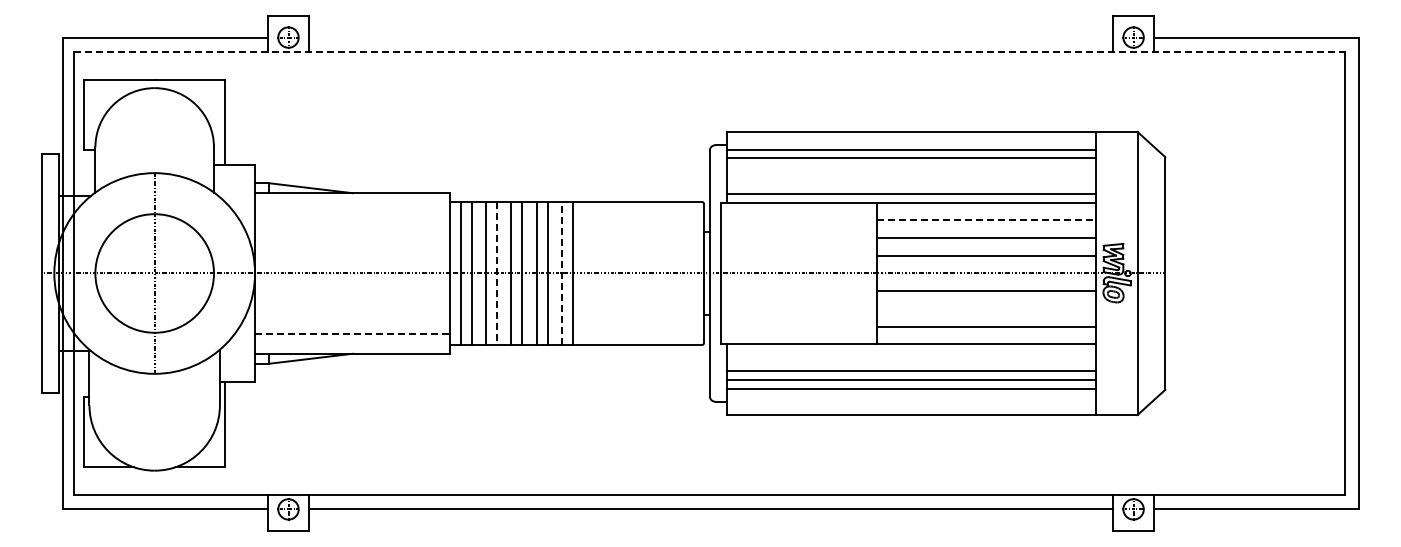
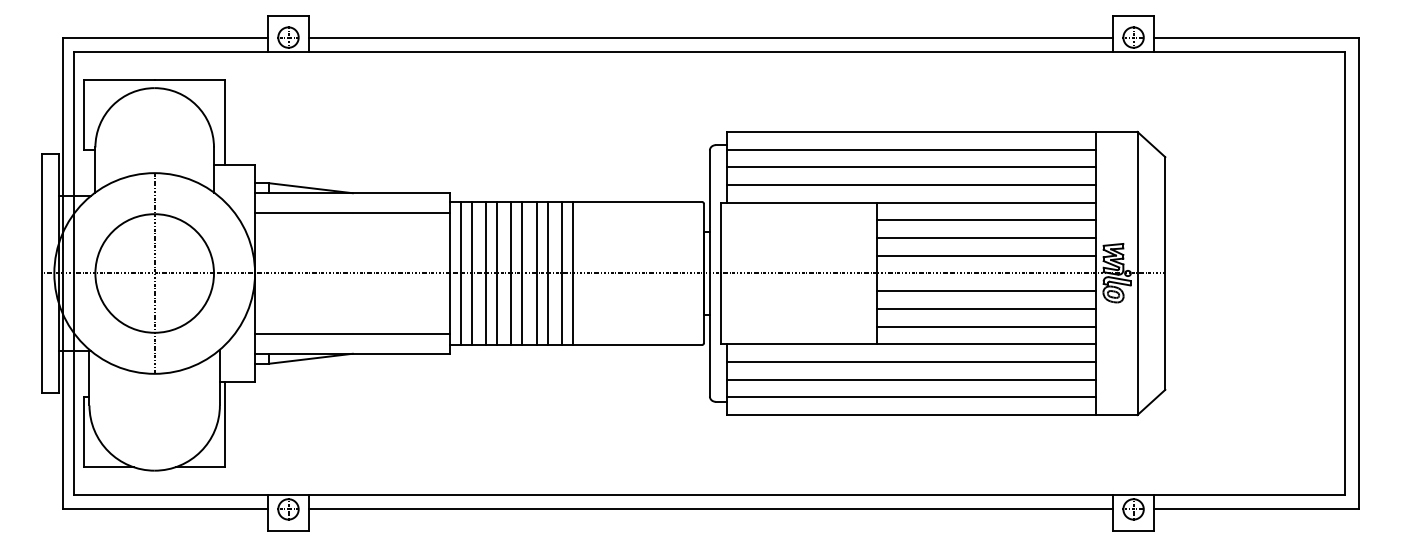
line: none -> present (710, 37)
line: dashed -> solid (709, 51)
line position: (911, 158) -> (911, 167) (911, 167)
line position: (911, 194) -> (911, 185) (911, 185)
line: none -> present (352, 213)
line: dashed -> solid (987, 220)
line: dashed -> solid (496, 273)
line: dashed -> solid (562, 273)
line: none -> present (986, 308)
line: dashed -> solid (352, 333)
line position: (911, 370) -> (911, 361) (911, 361)
line position: (911, 389) -> (911, 397) (911, 397)
